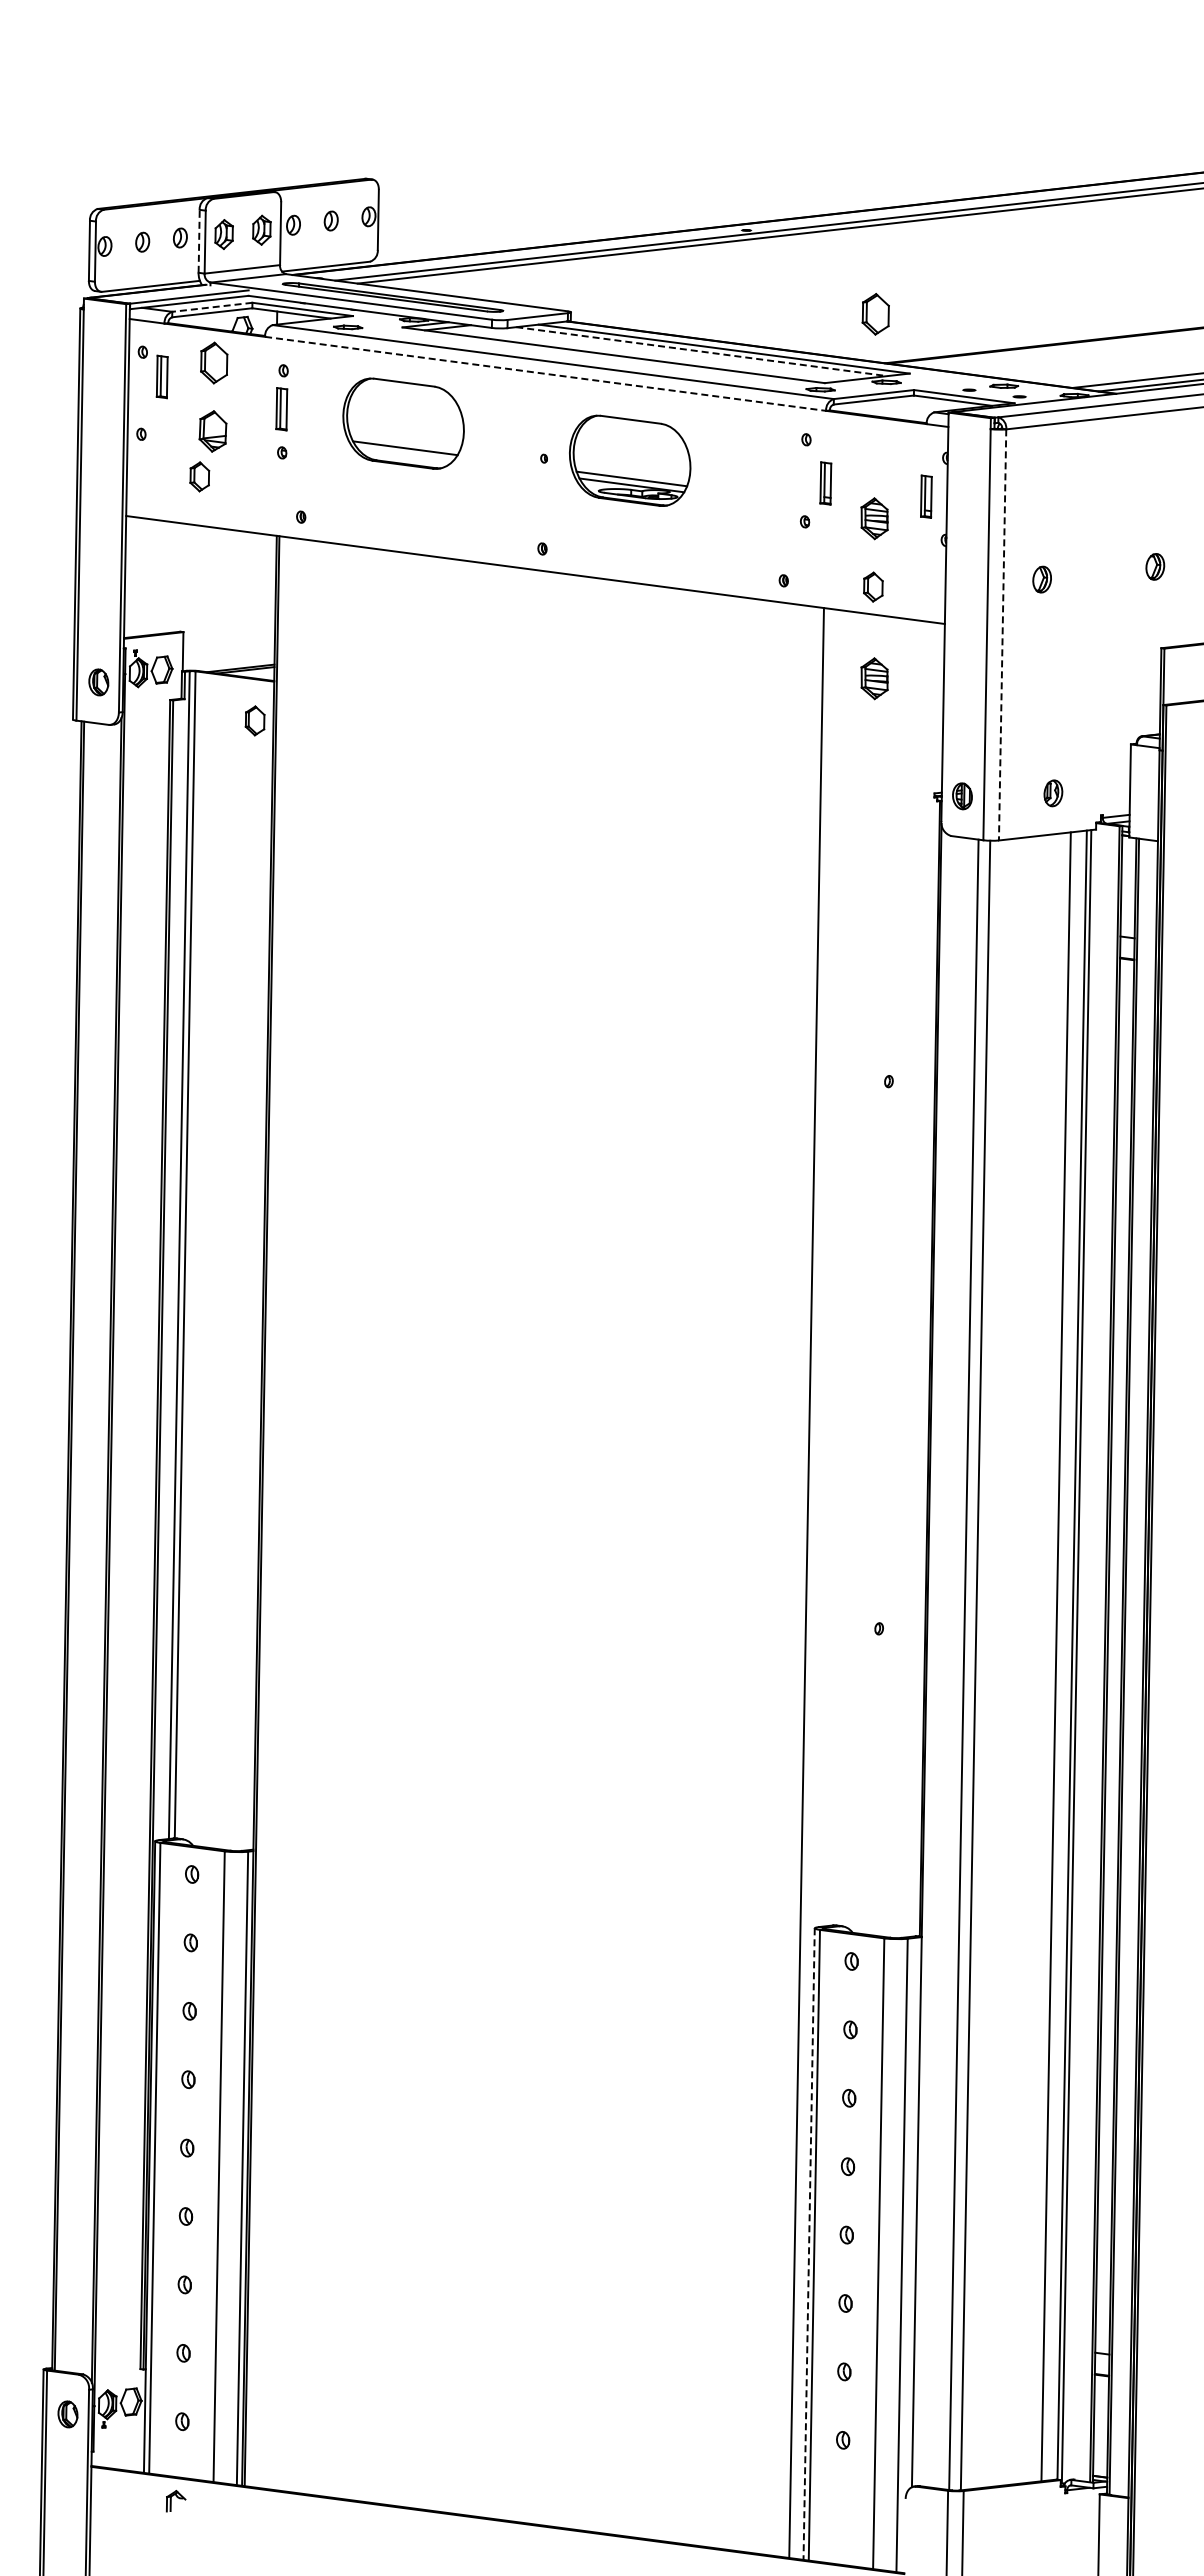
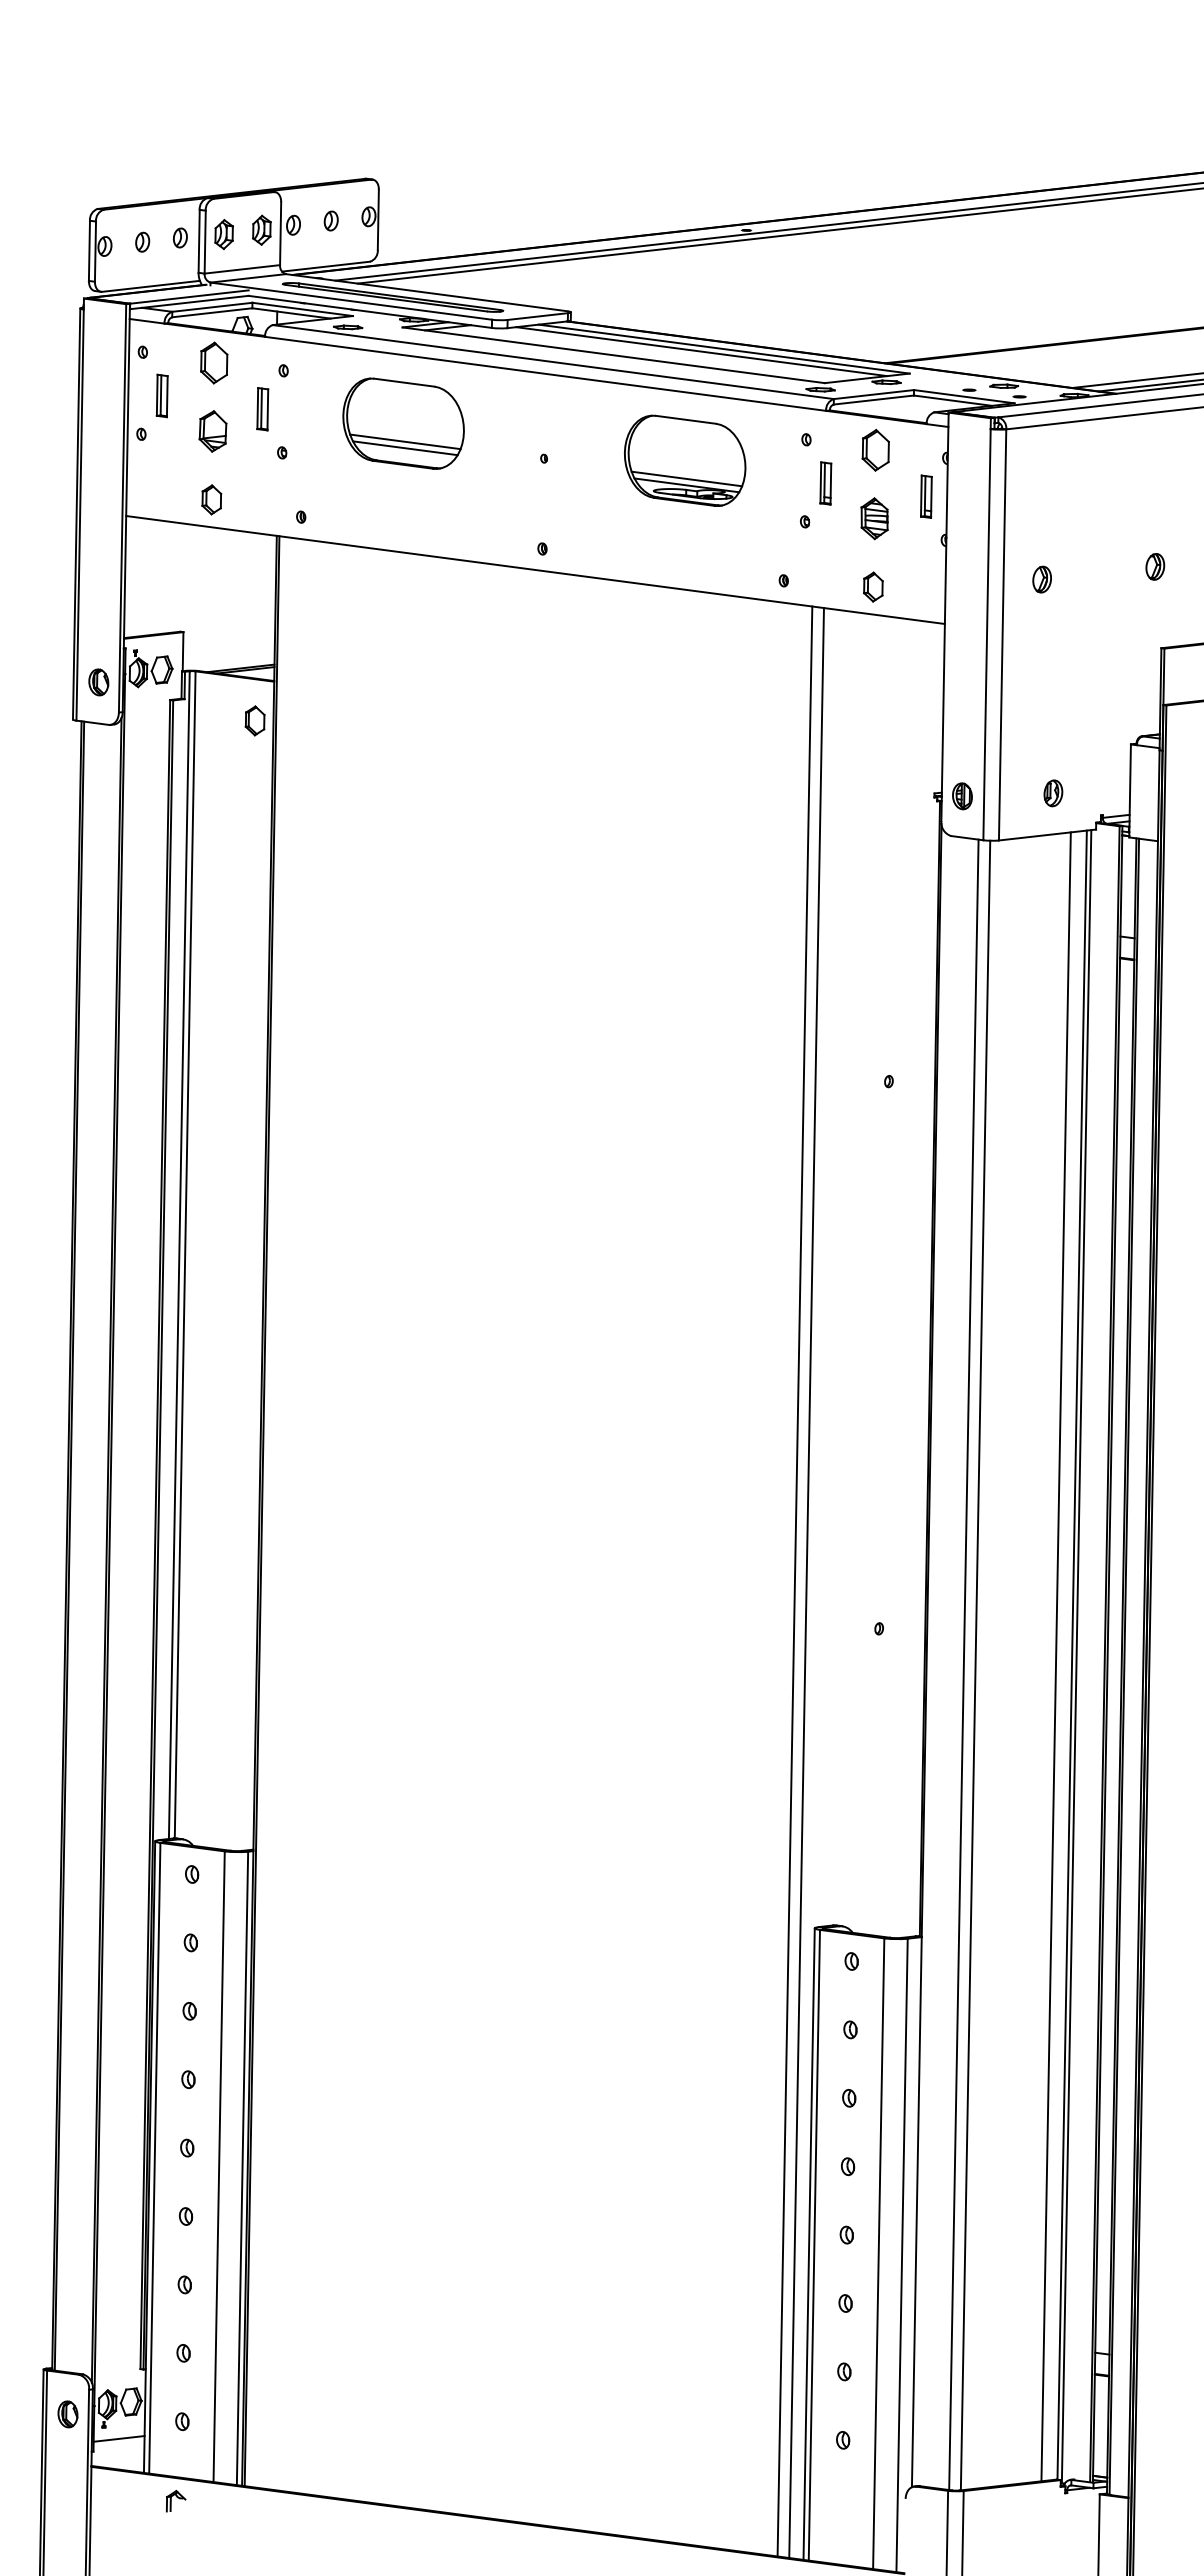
line: dashed -> solid (199, 240)
line: dashed -> solid (211, 307)
part position: (875, 314) -> (875, 450) (875, 450)
line: dashed -> solid (702, 351)
line: dashed -> solid (545, 373)
part position: (161, 376) -> (161, 395) (161, 395)
part position: (281, 409) -> (262, 409) (262, 409)
line: none -> present (405, 441)
part position: (630, 460) -> (685, 460) (685, 460)
part position: (199, 476) -> (211, 499) (211, 499)
line: dashed -> solid (1002, 634)
part: present -> none (874, 678)
line: none -> present (794, 1581)
line: dashed -> solid (809, 2244)
line: none -> present (118, 2438)
